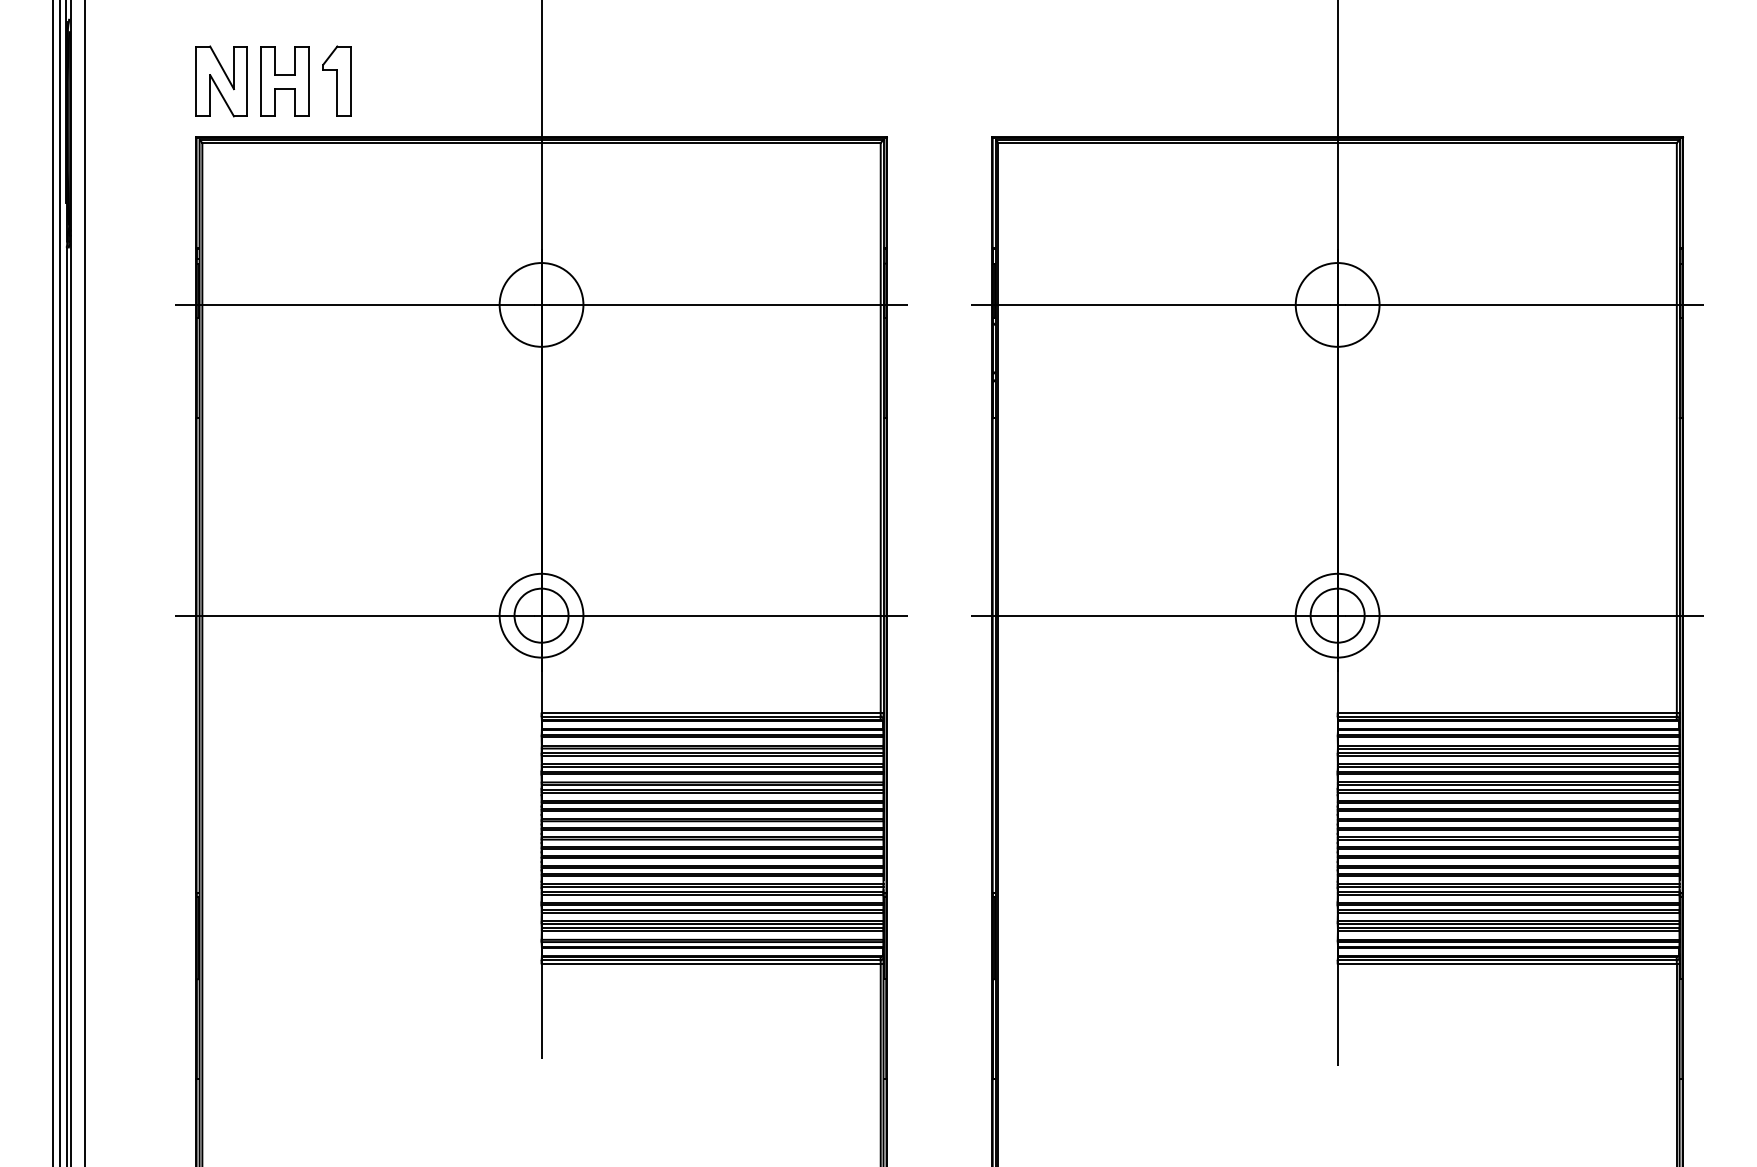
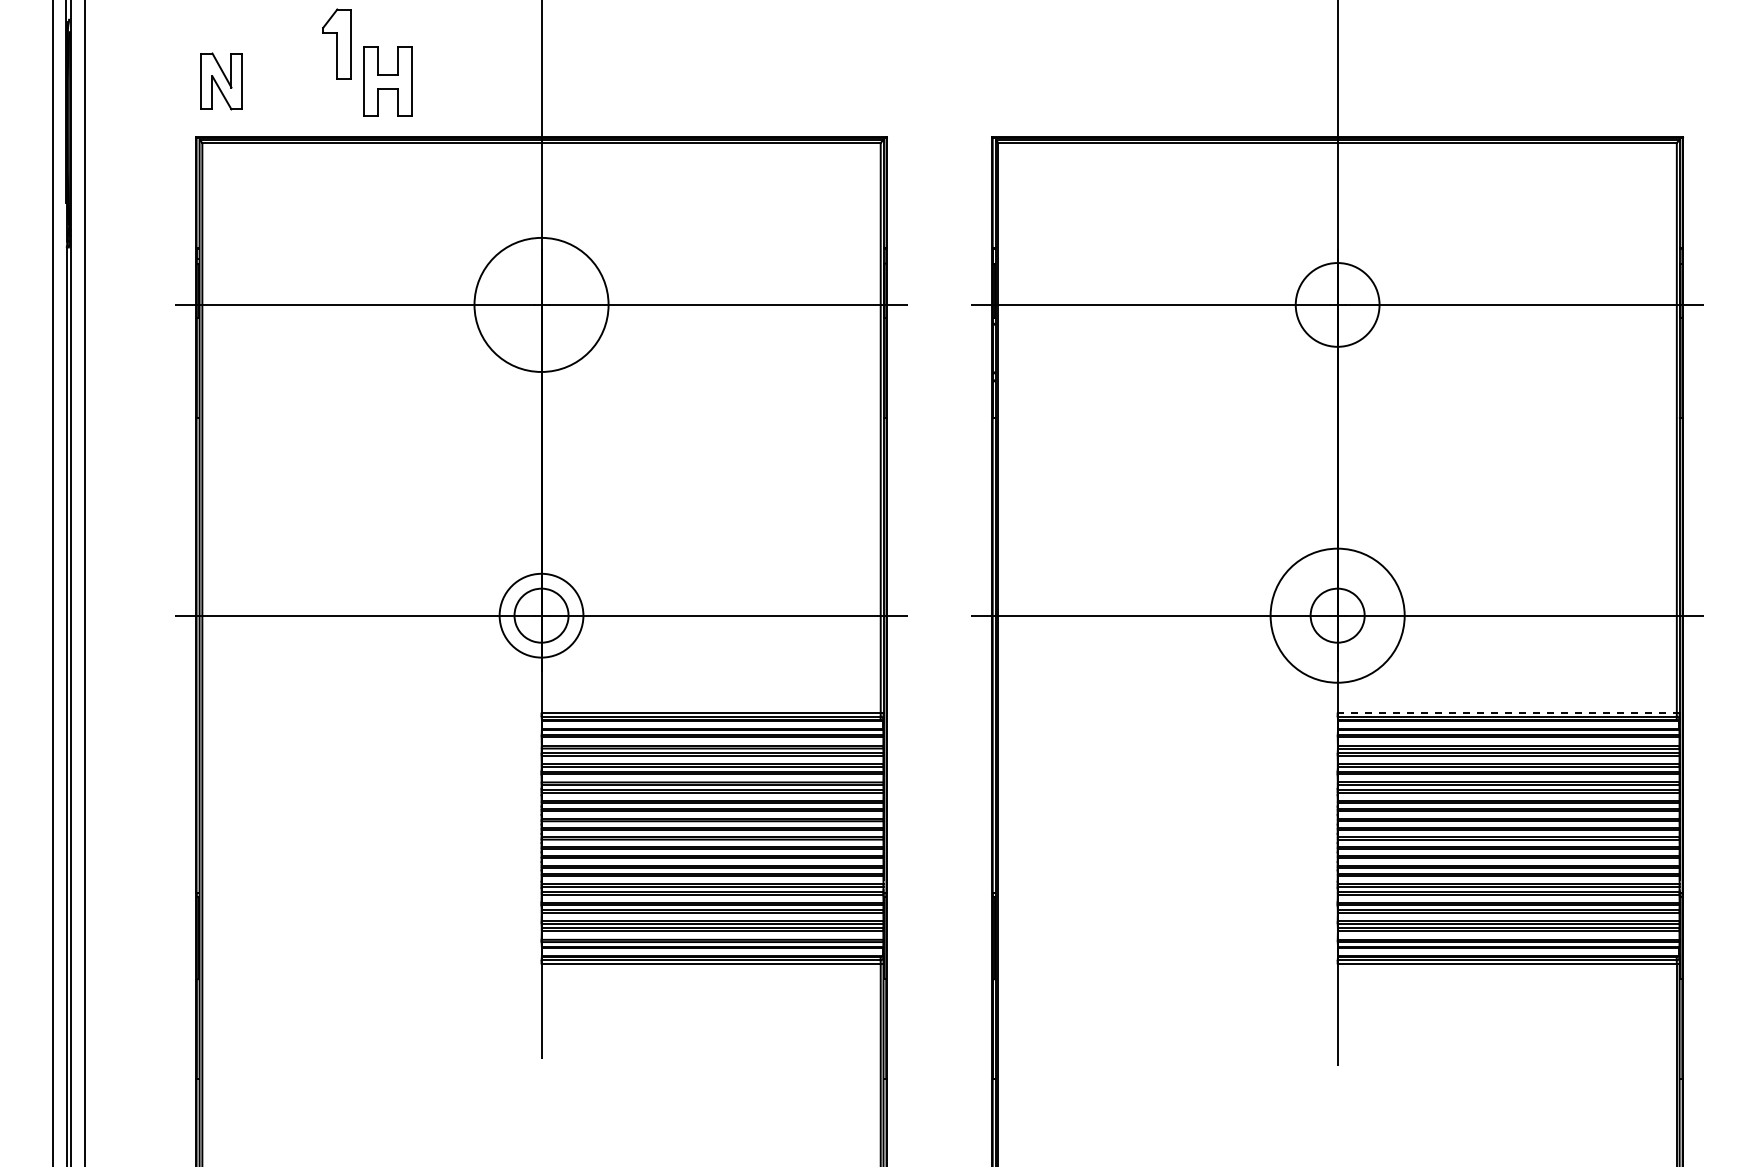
part position: (336, 80) -> (336, 43) (336, 43)
part size: 53x73 px -> 43x59 px (221, 81)
part position: (284, 81) -> (387, 81) (387, 81)
circle diameter: 84 px -> 134 px (541, 304)
line: present -> none (59, 582)
circle diameter: 84 px -> 134 px (1337, 615)
line: solid -> dashed (1508, 712)
